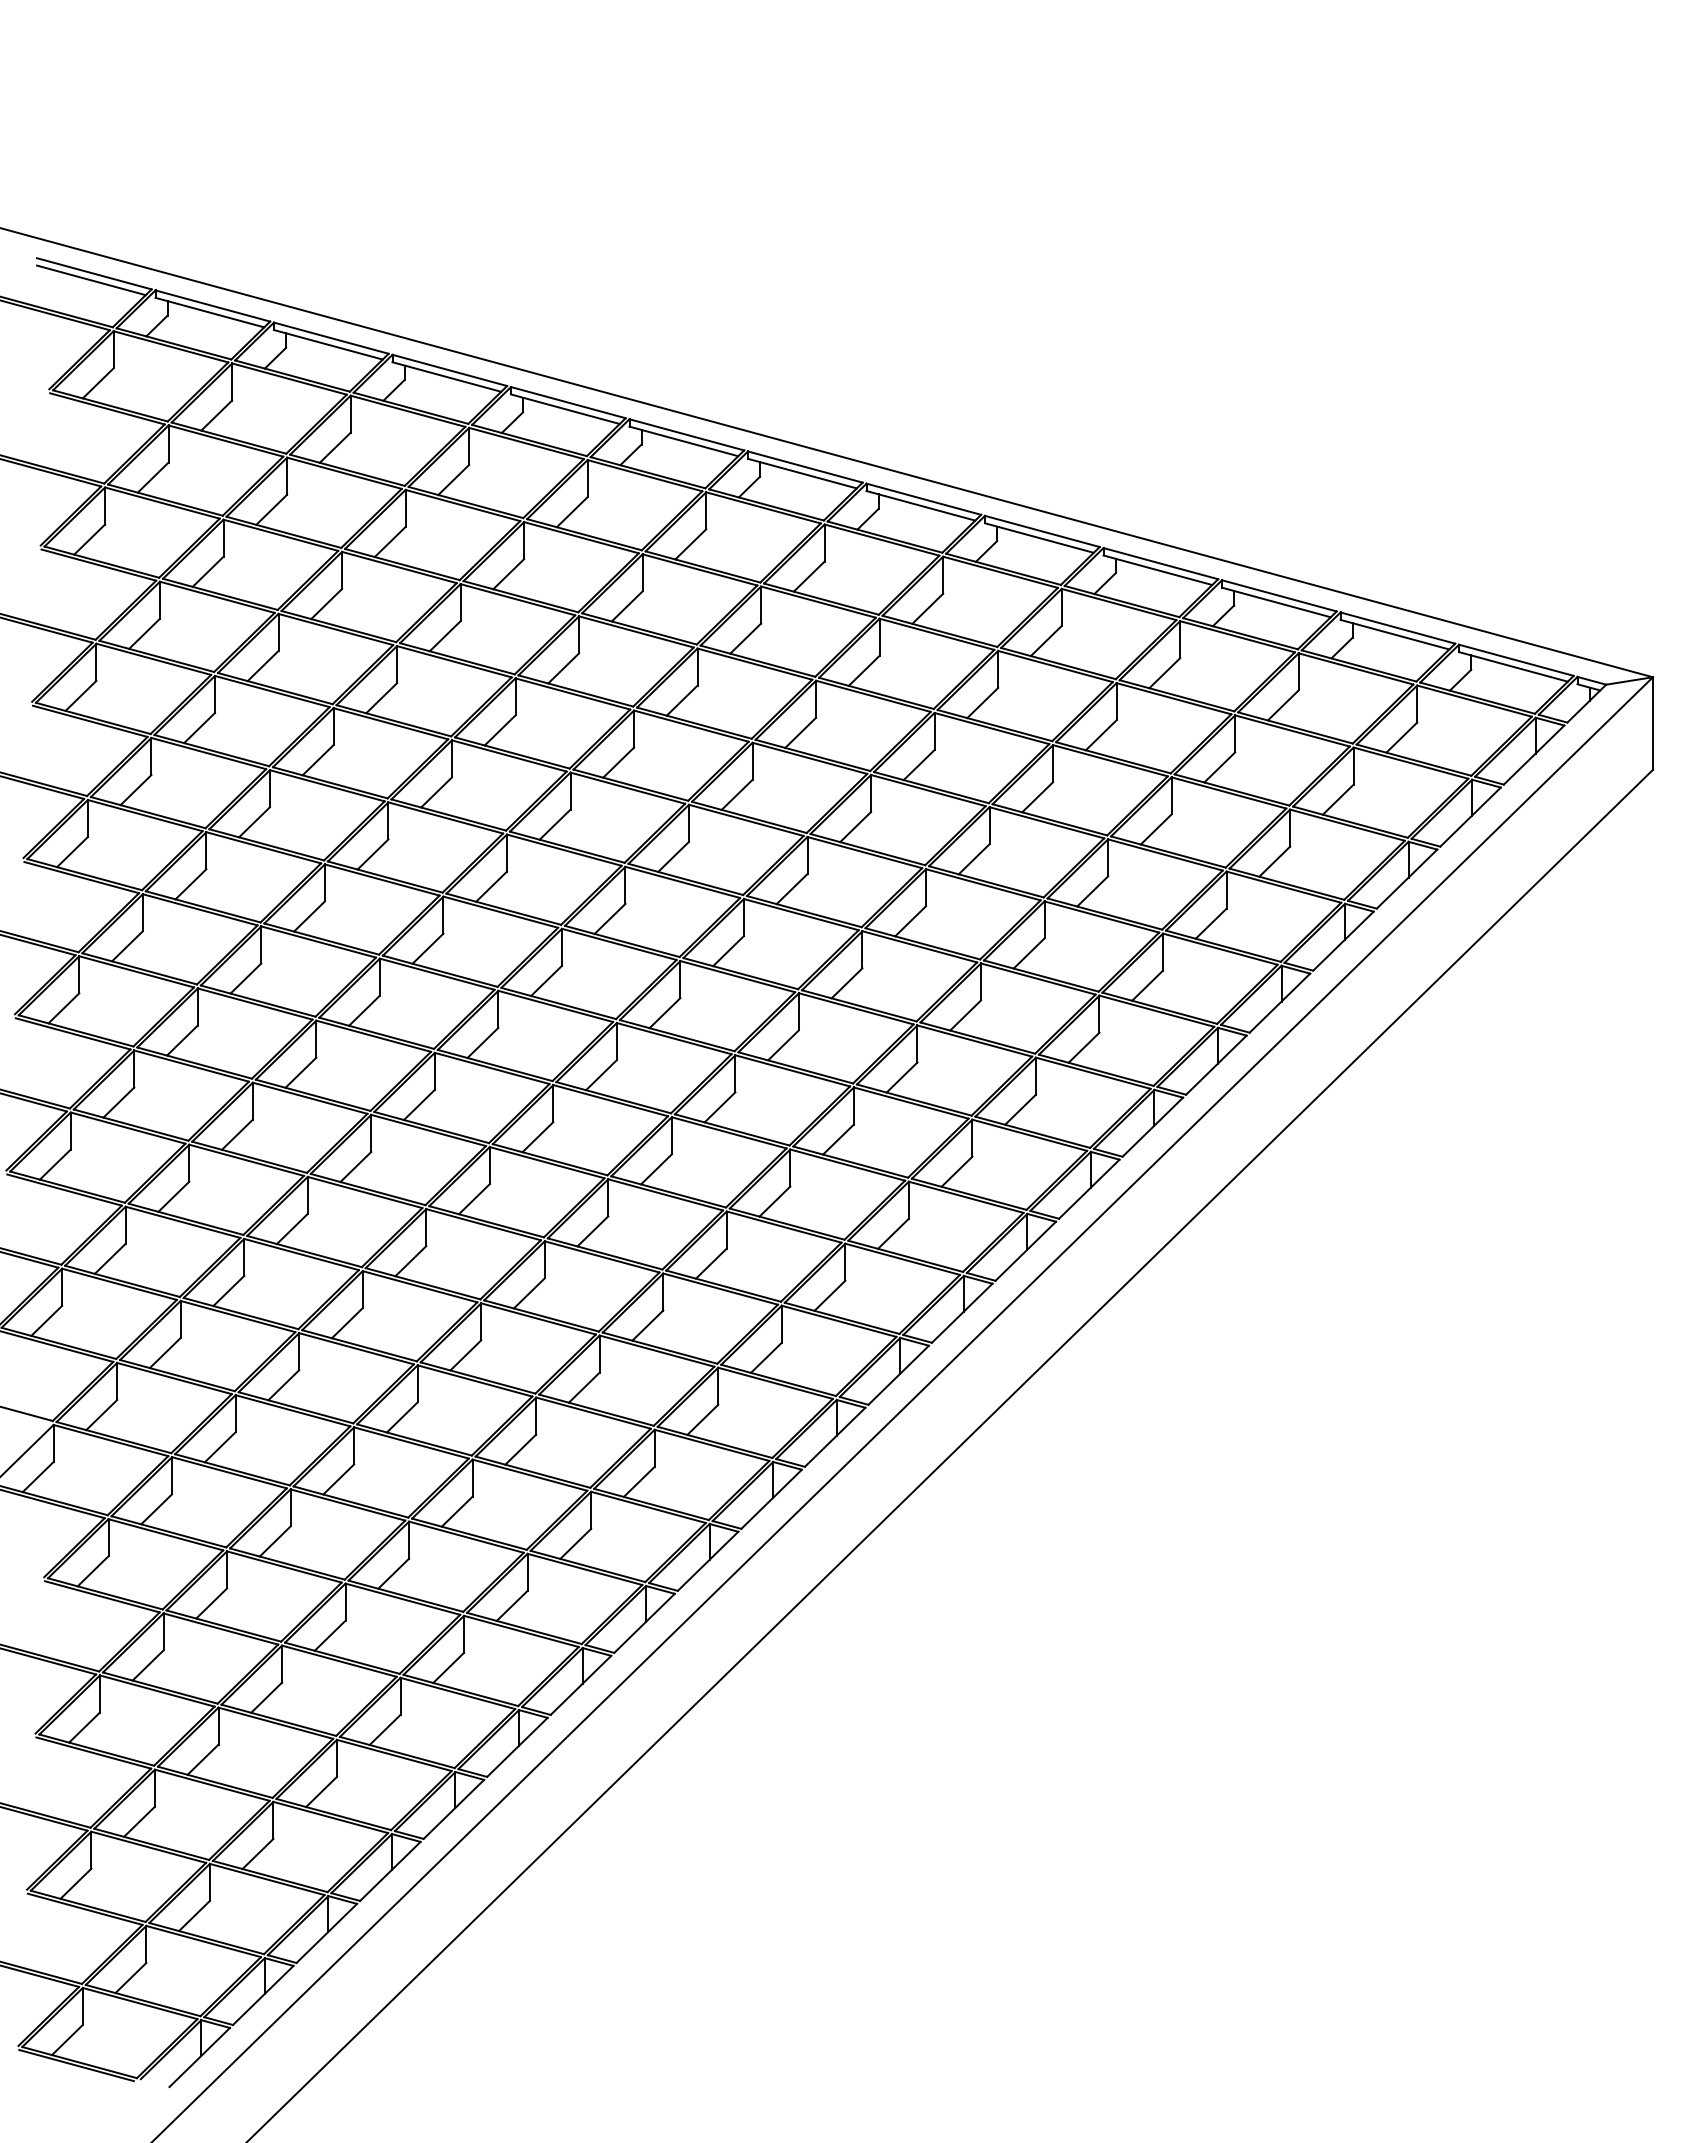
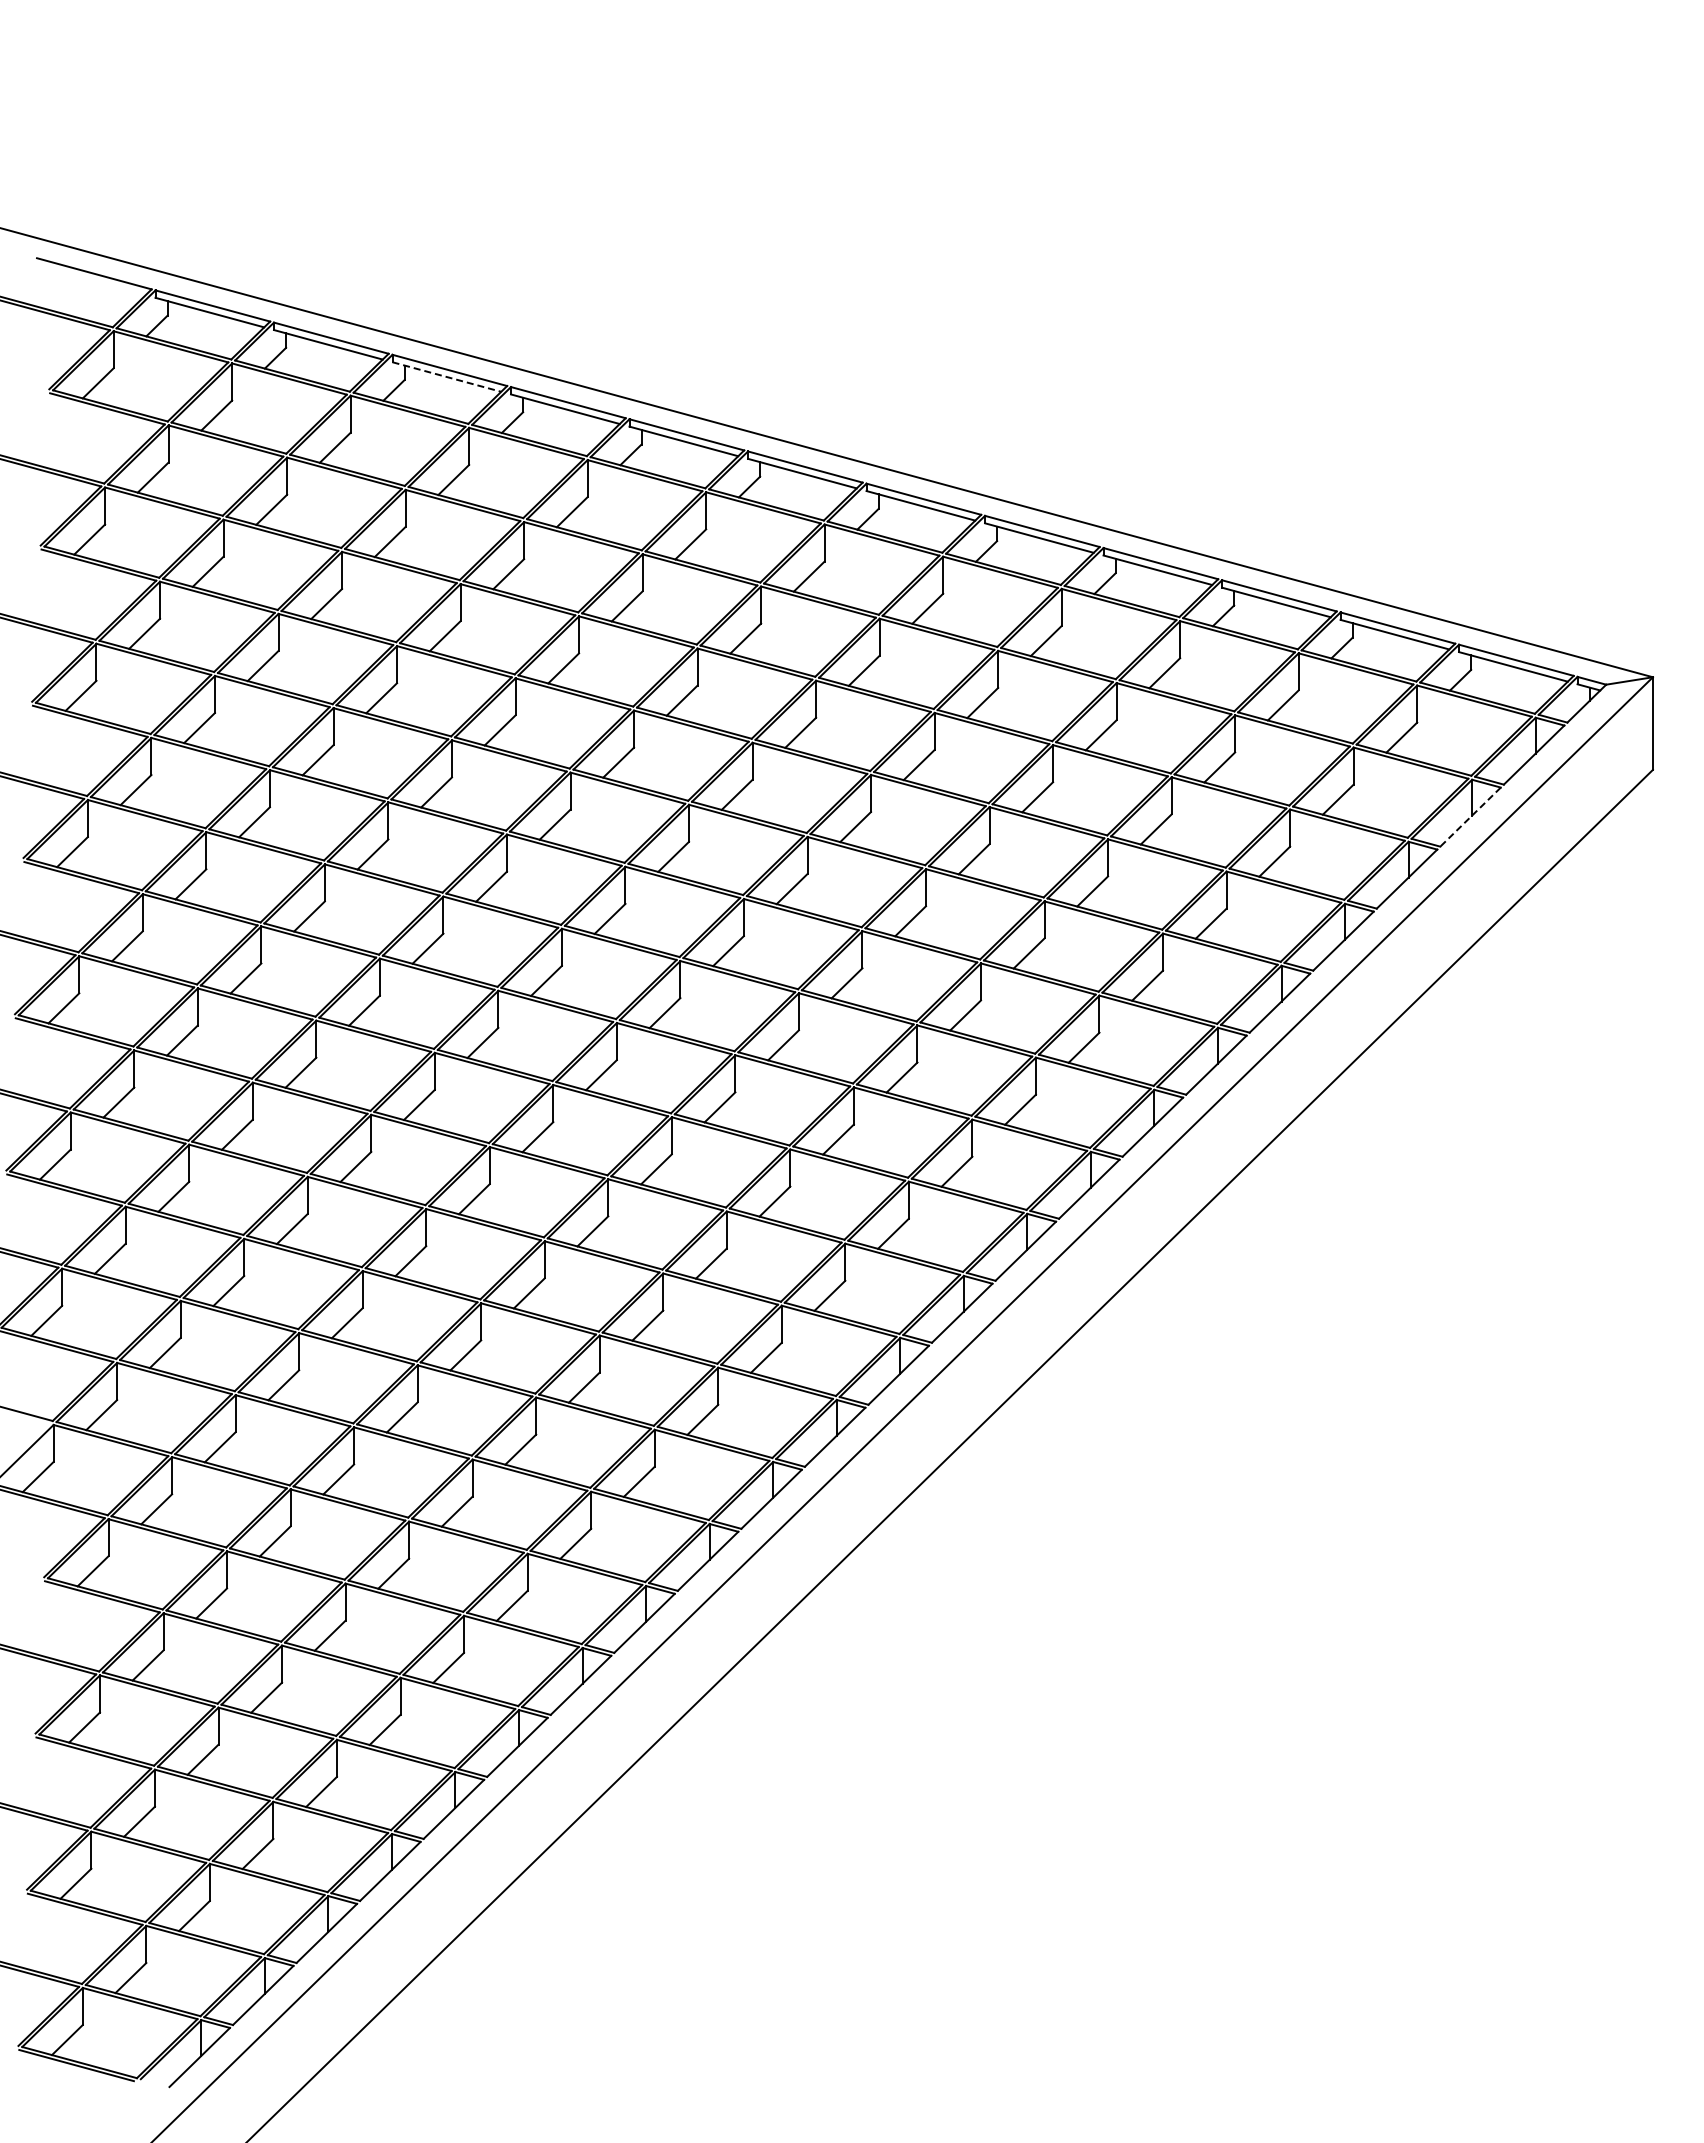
line: present -> none (91, 280)
line: solid -> dashed (447, 377)
line: solid -> dashed (1470, 817)
